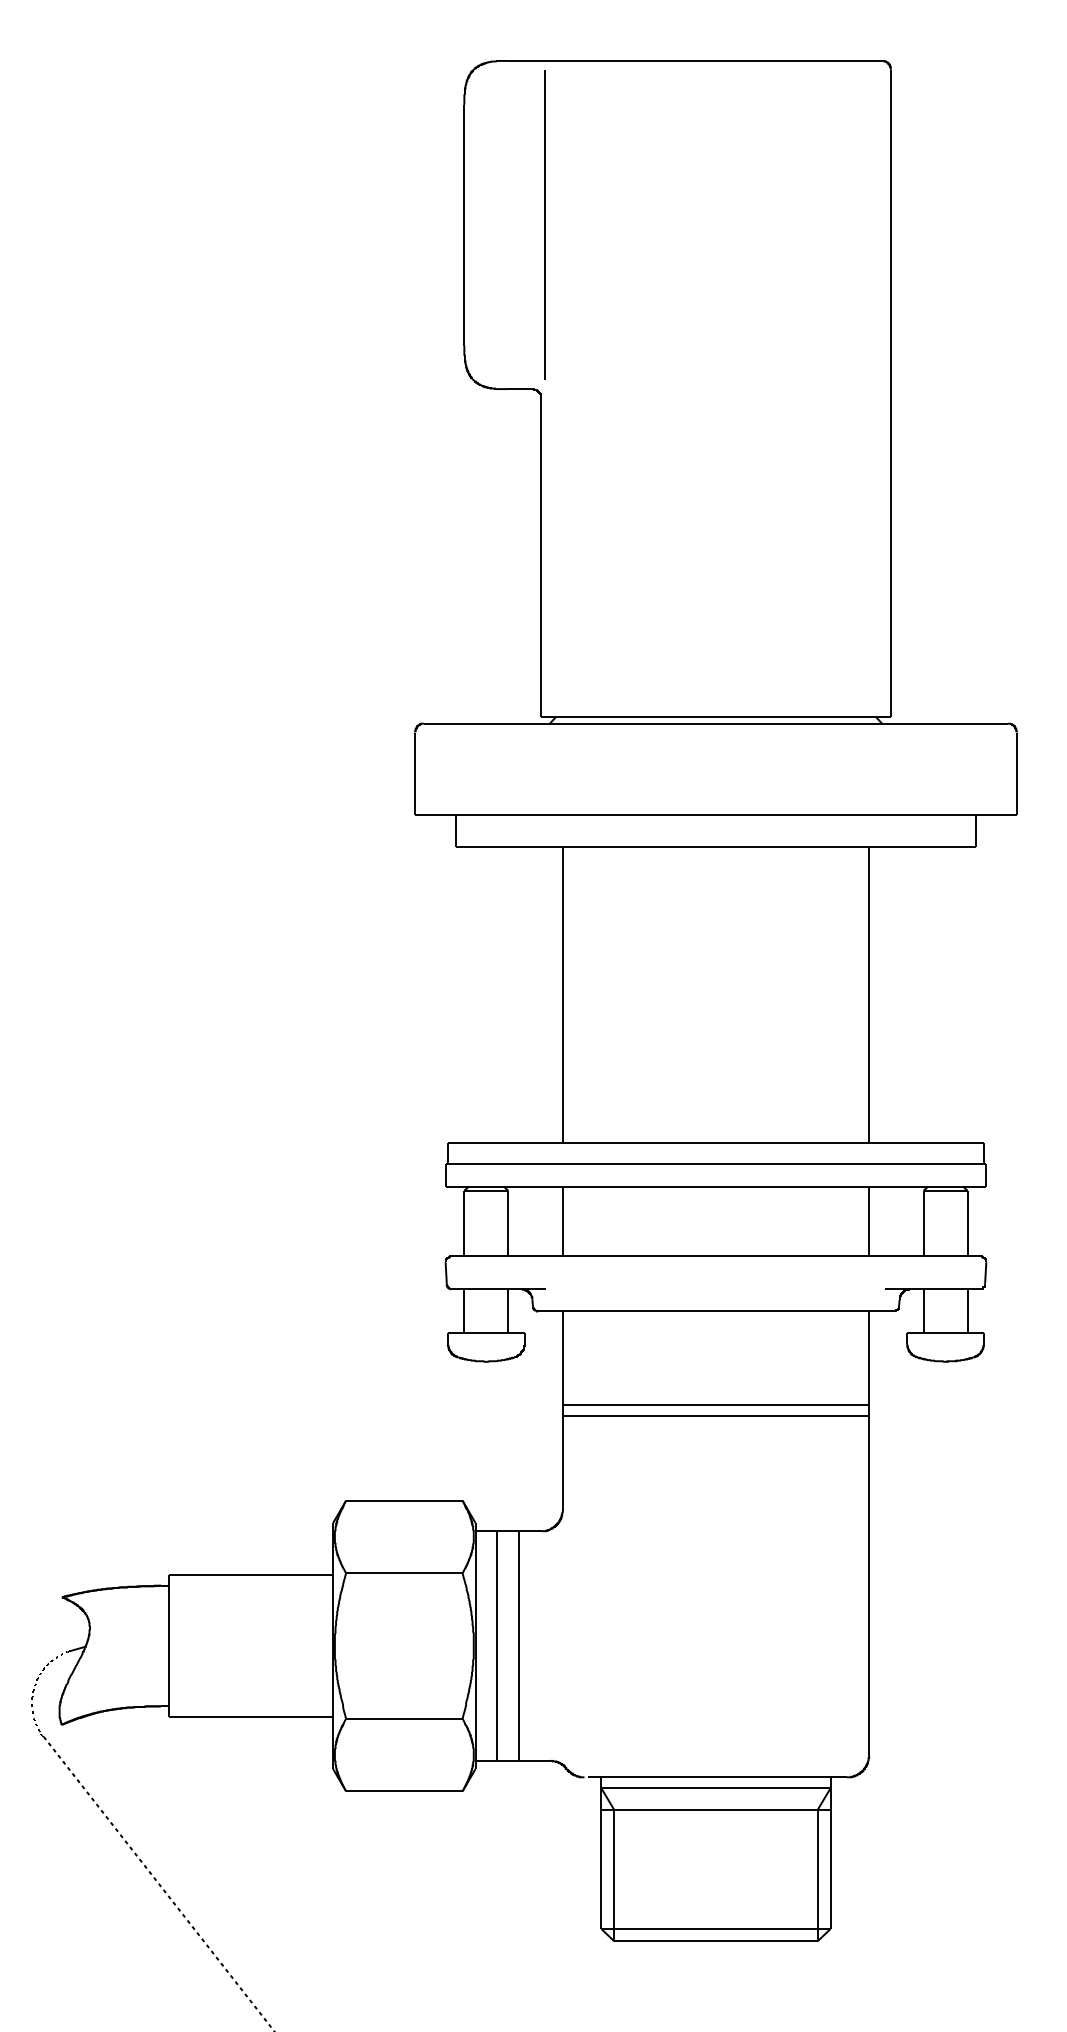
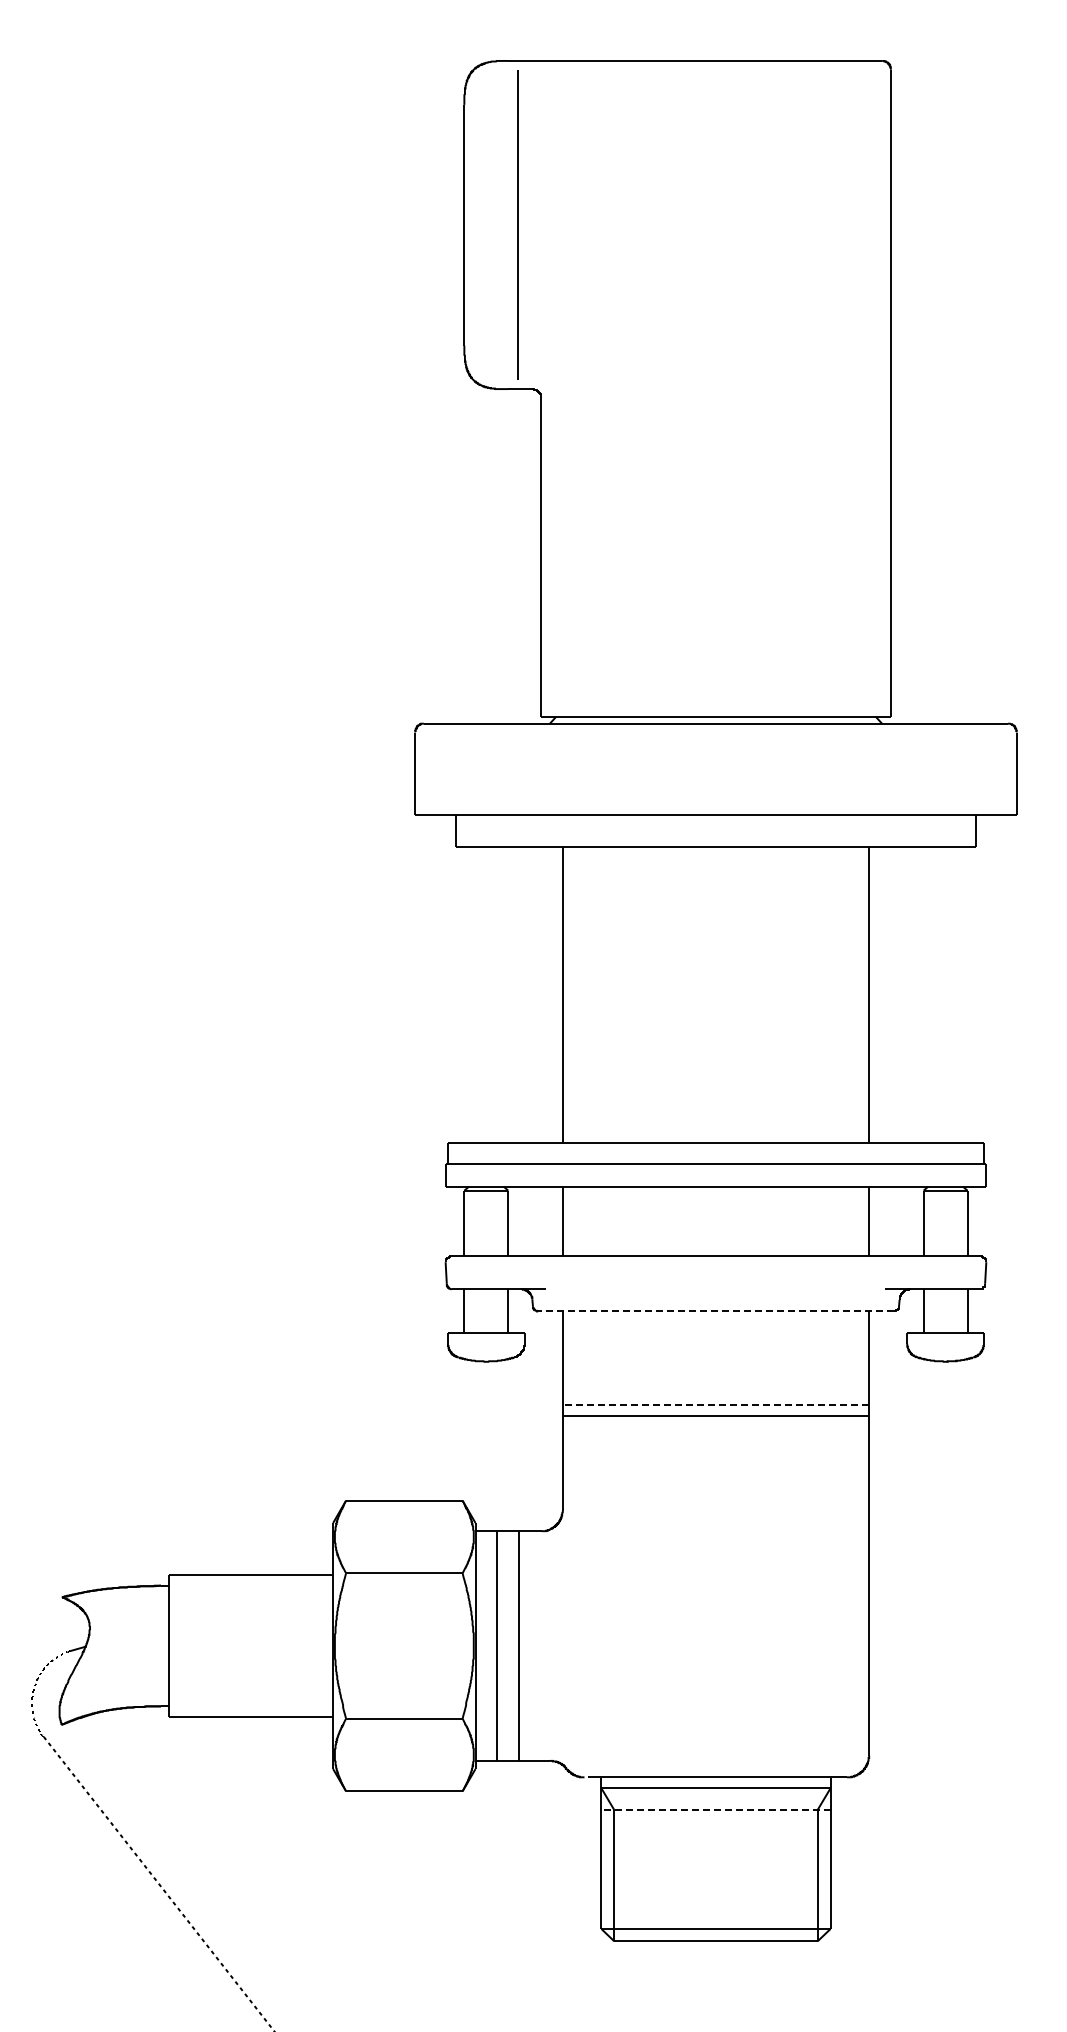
line position: (544, 224) -> (517, 224) (517, 224)
line: solid -> dashed (715, 1311)
line: solid -> dashed (715, 1405)
line: solid -> dashed (715, 1810)
